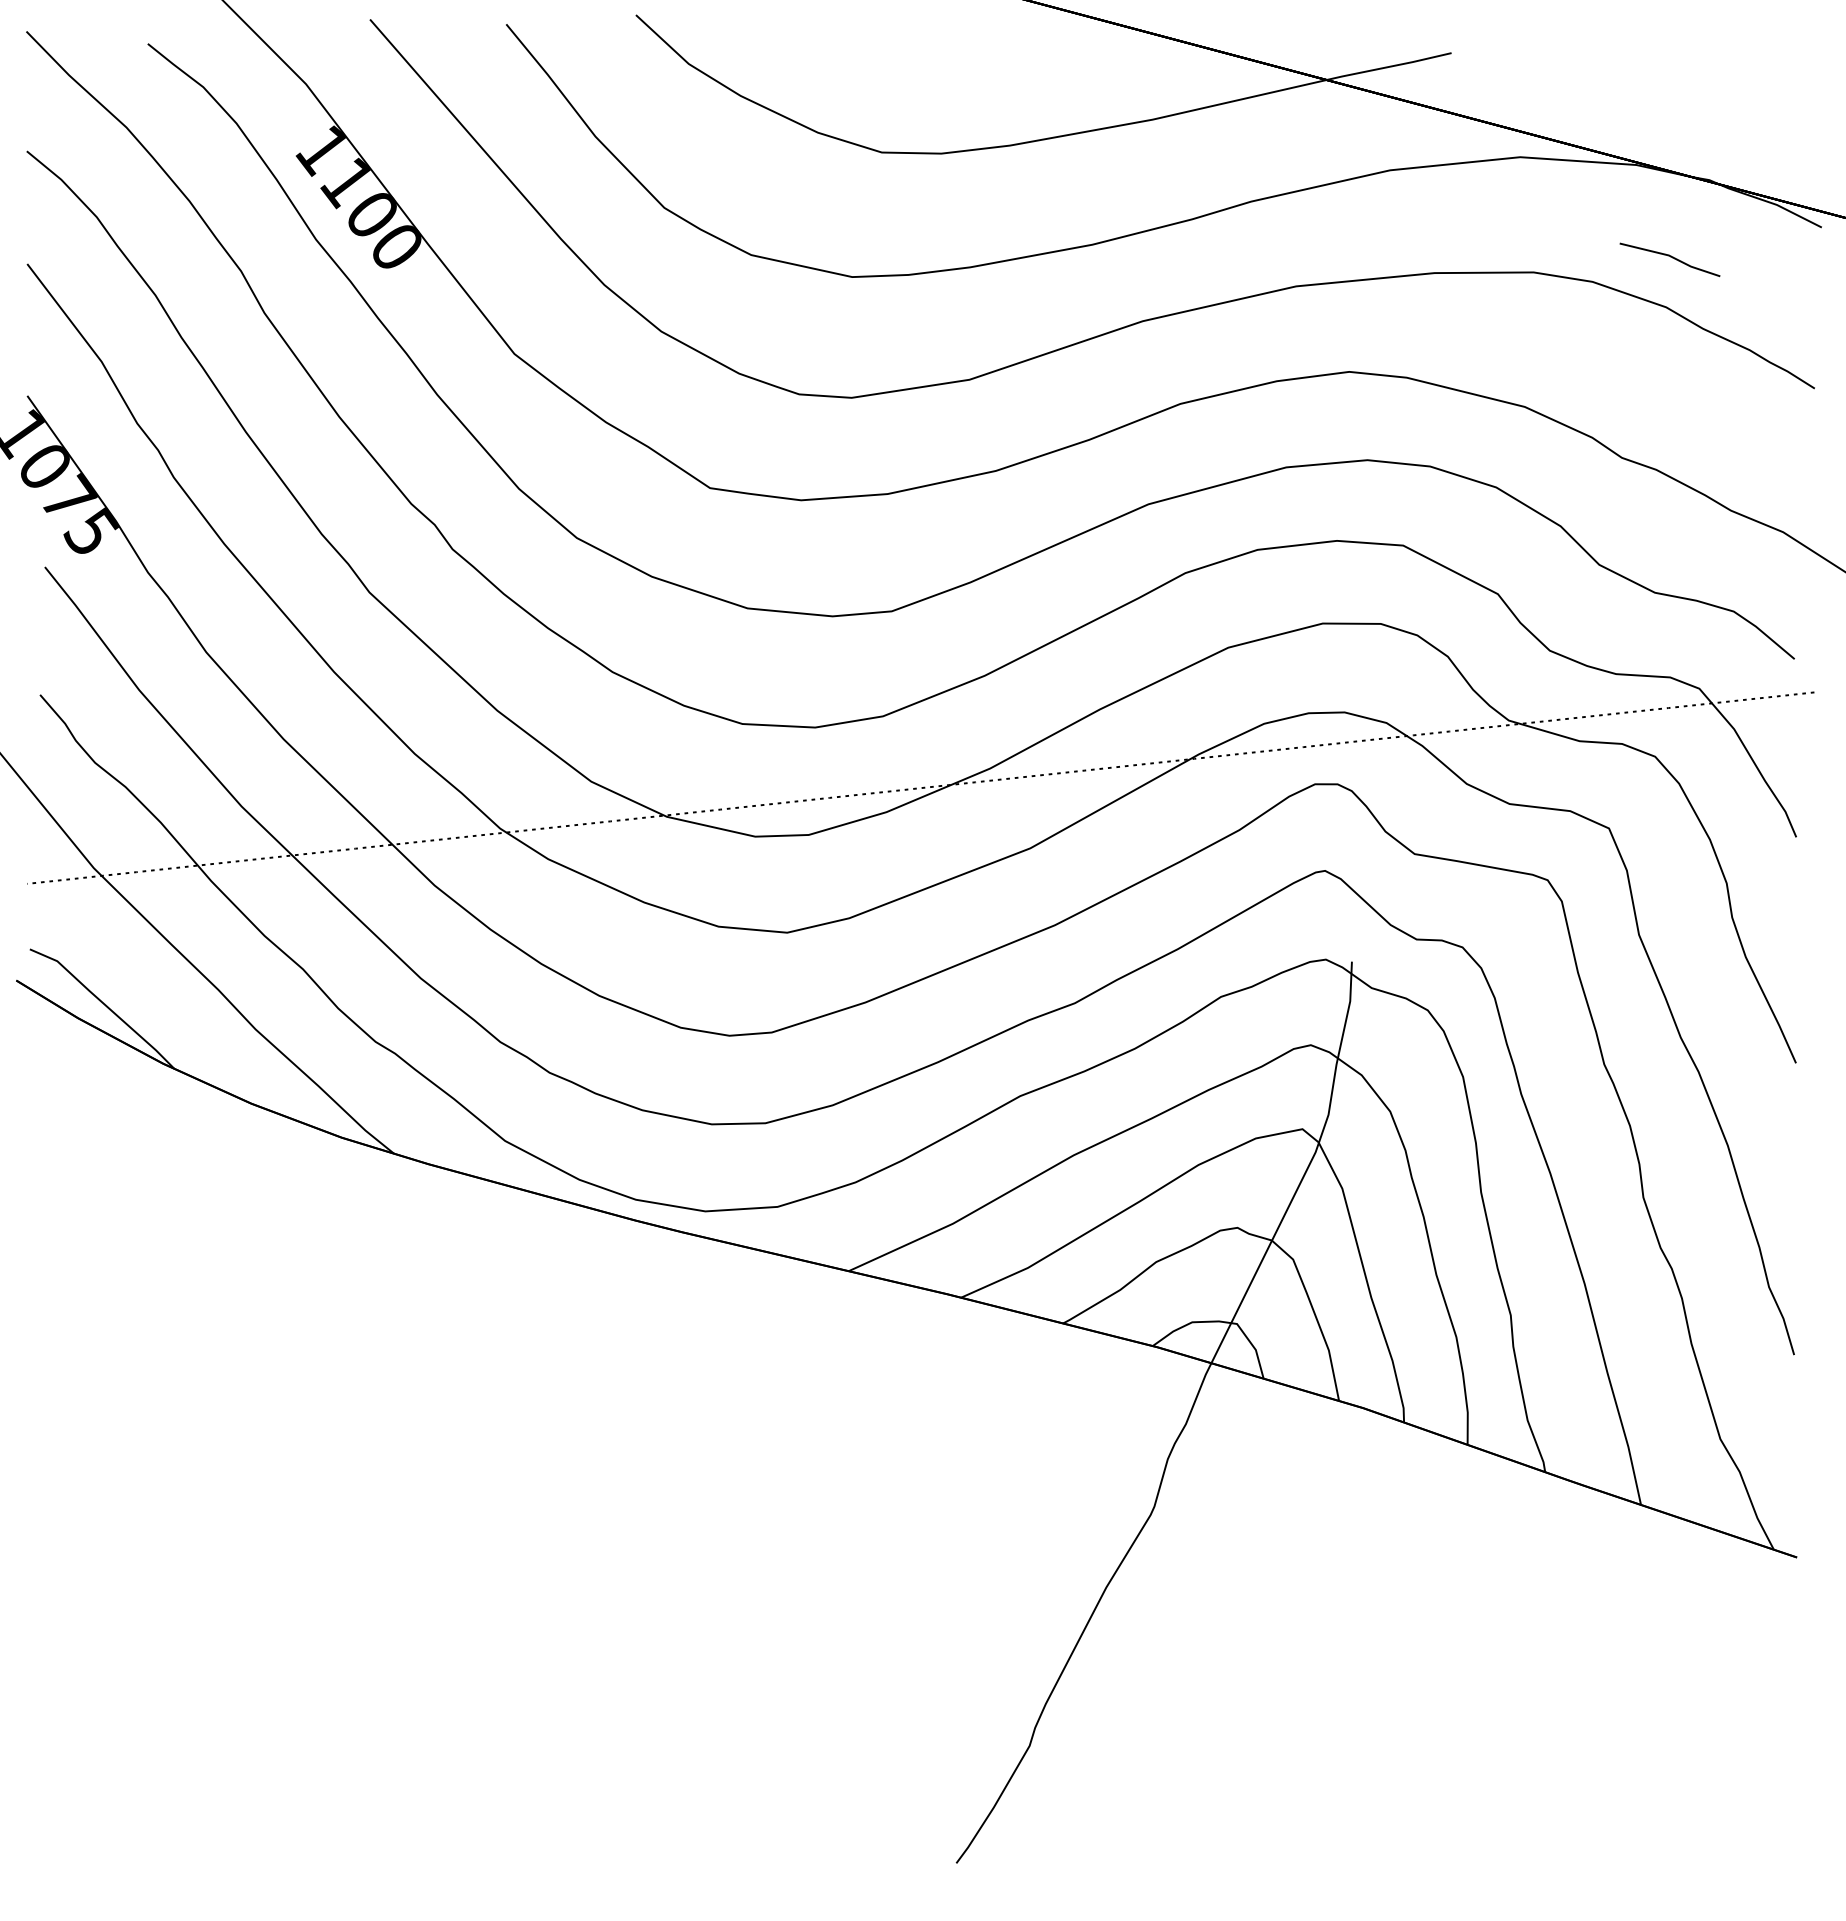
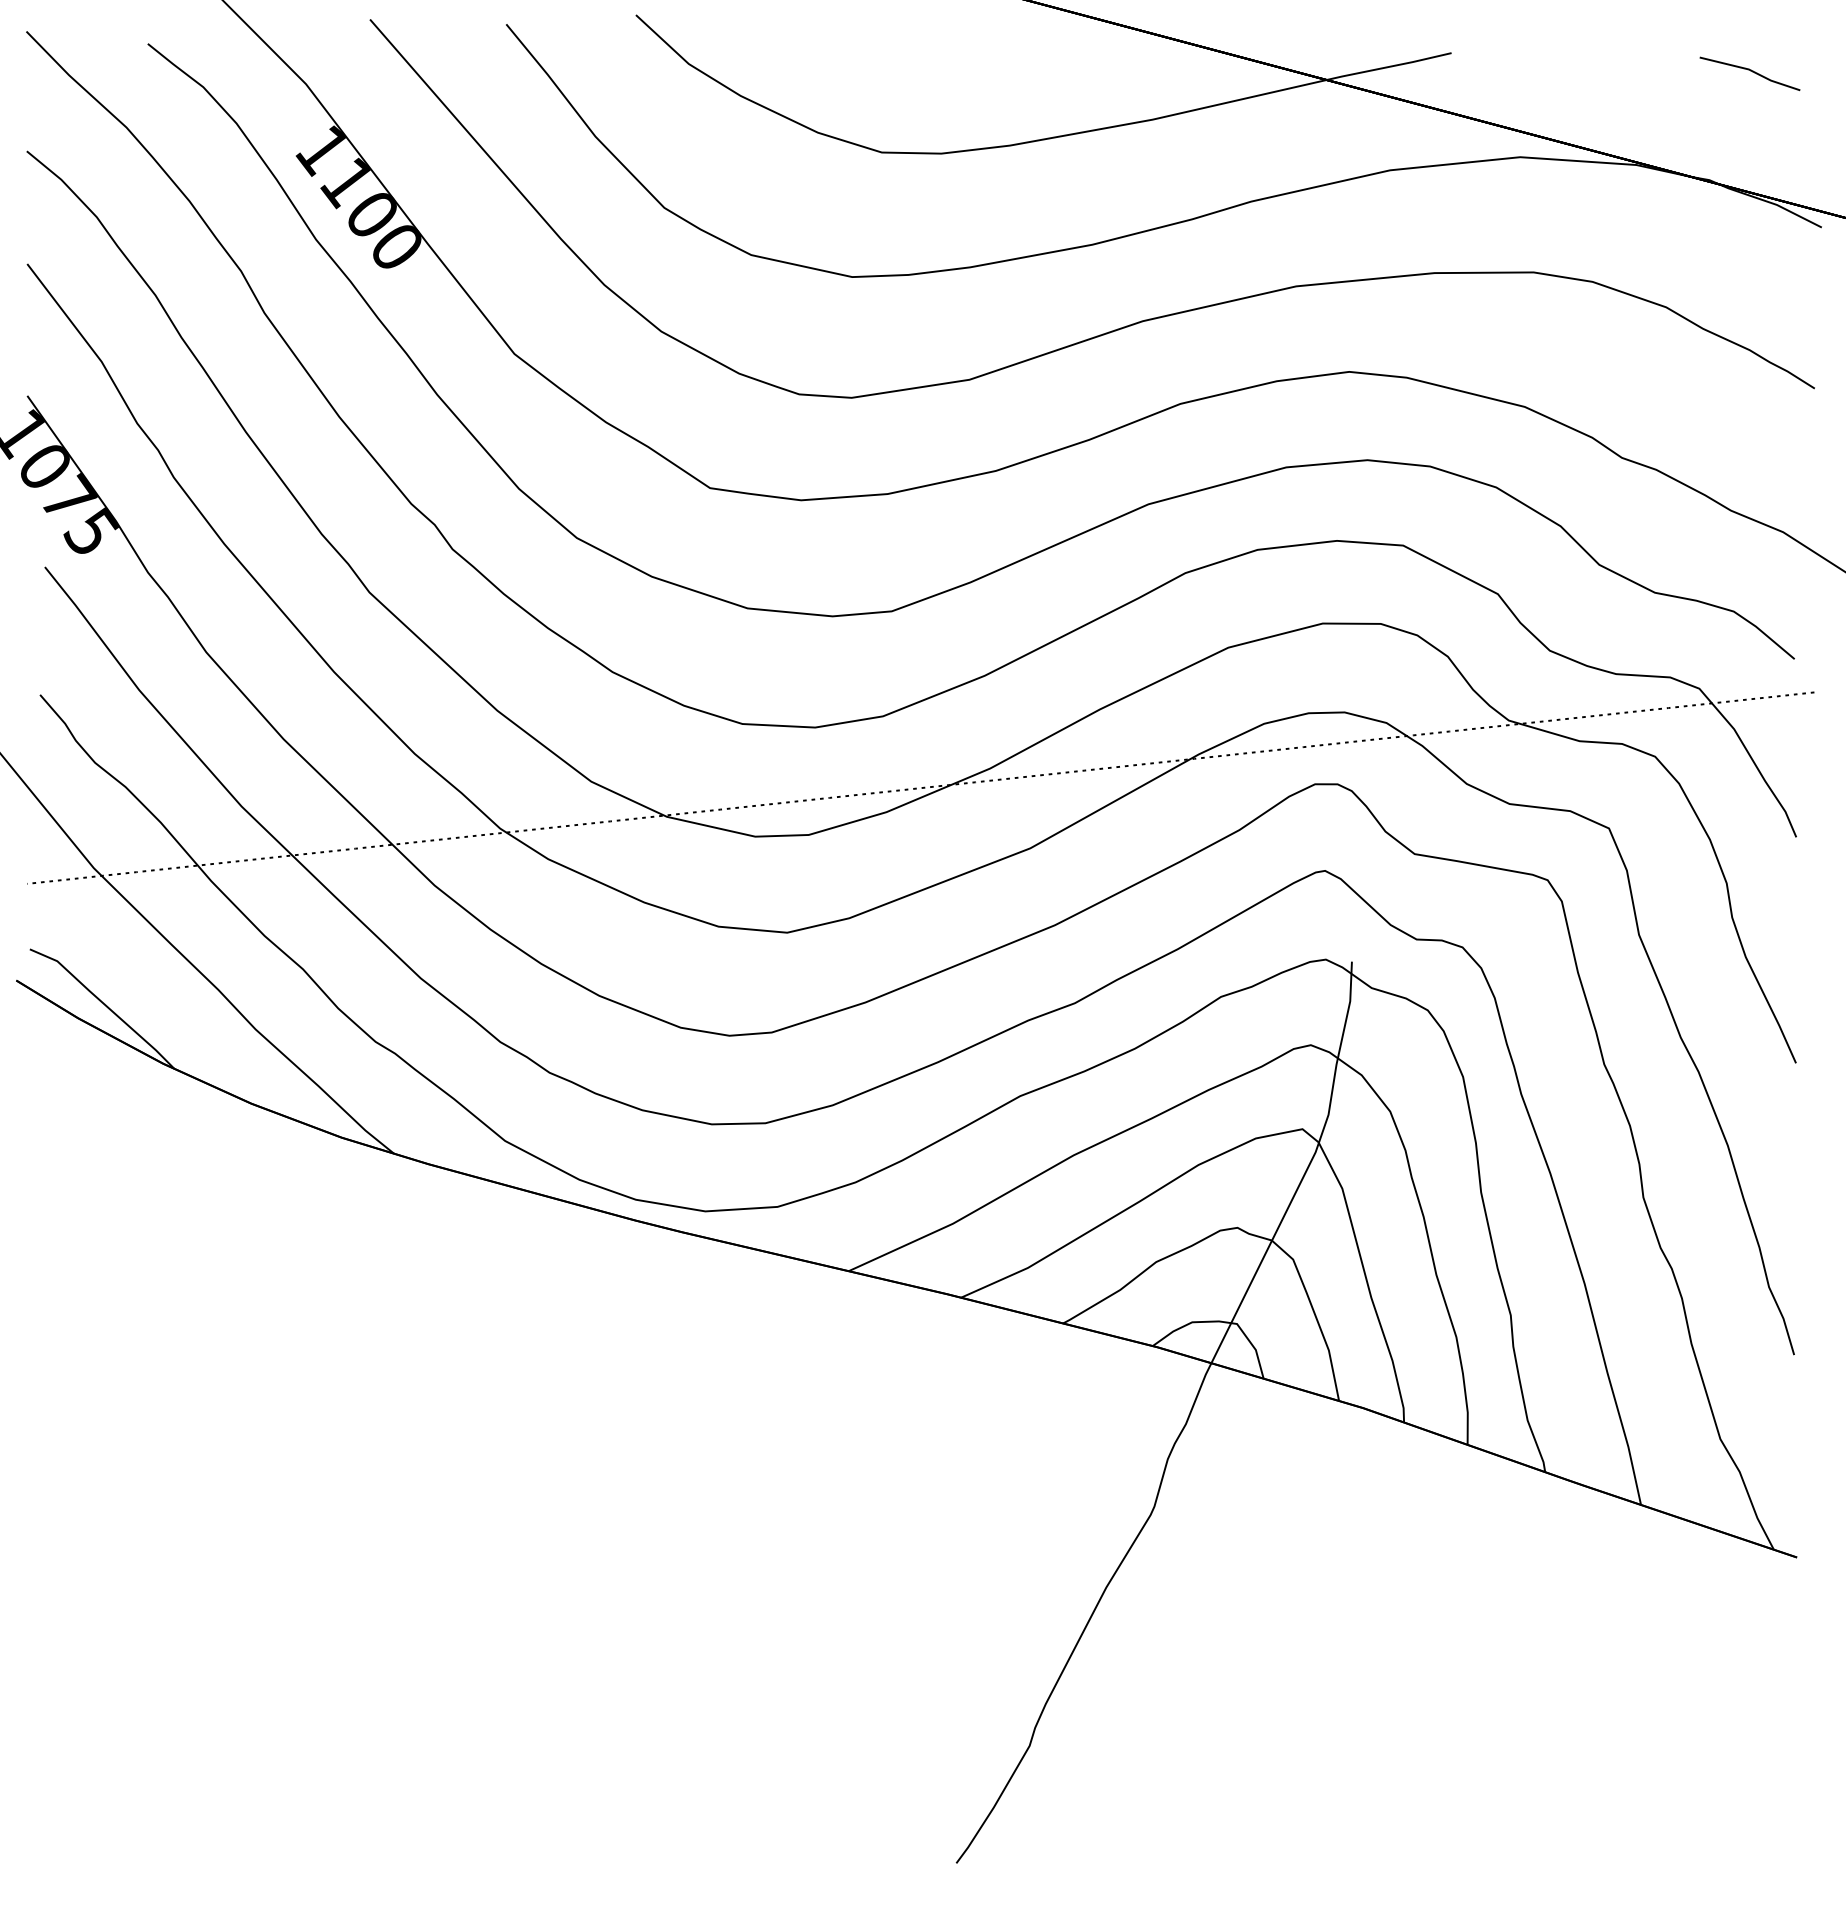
line position: (1670, 257) -> (1750, 71) (1750, 71)
